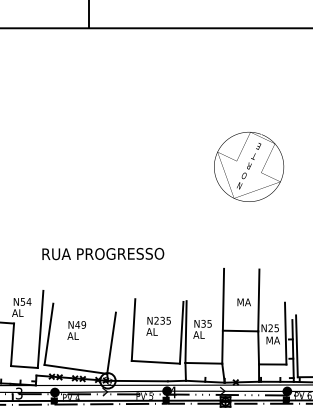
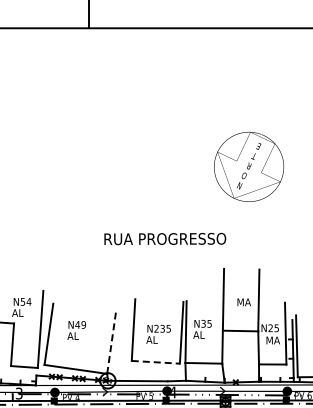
text position: (103, 253) -> (165, 238) (165, 238)
text position: (158, 325) -> (158, 333) (158, 333)
line: solid -> dashed (111, 343)
line: solid -> dashed (156, 362)
